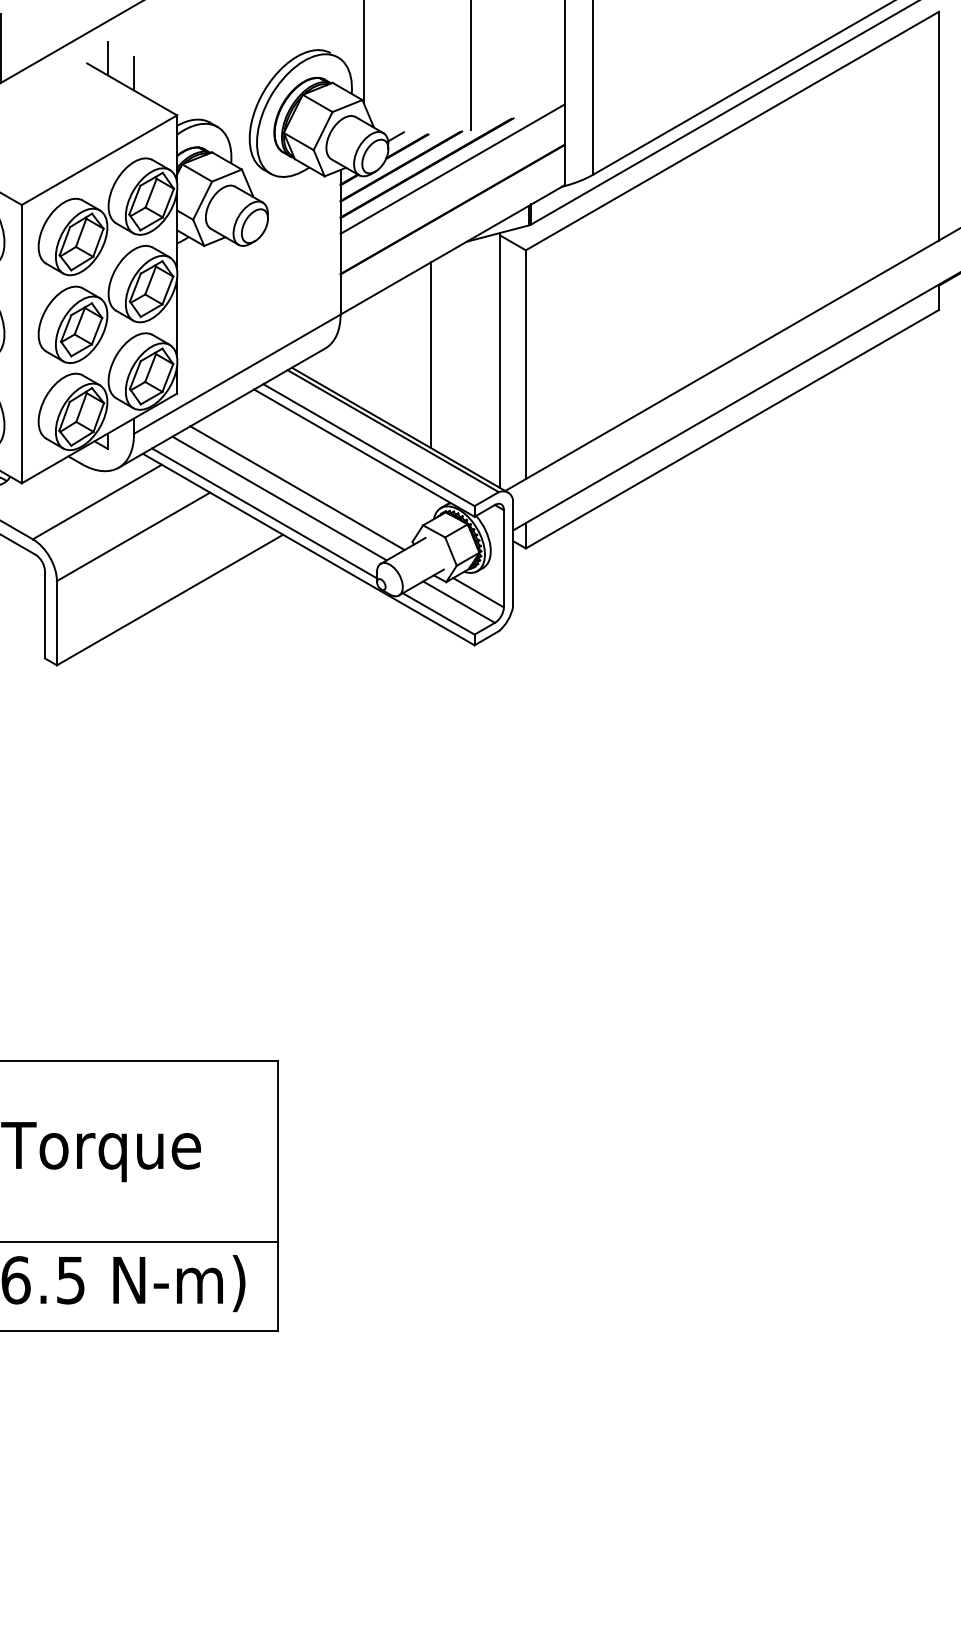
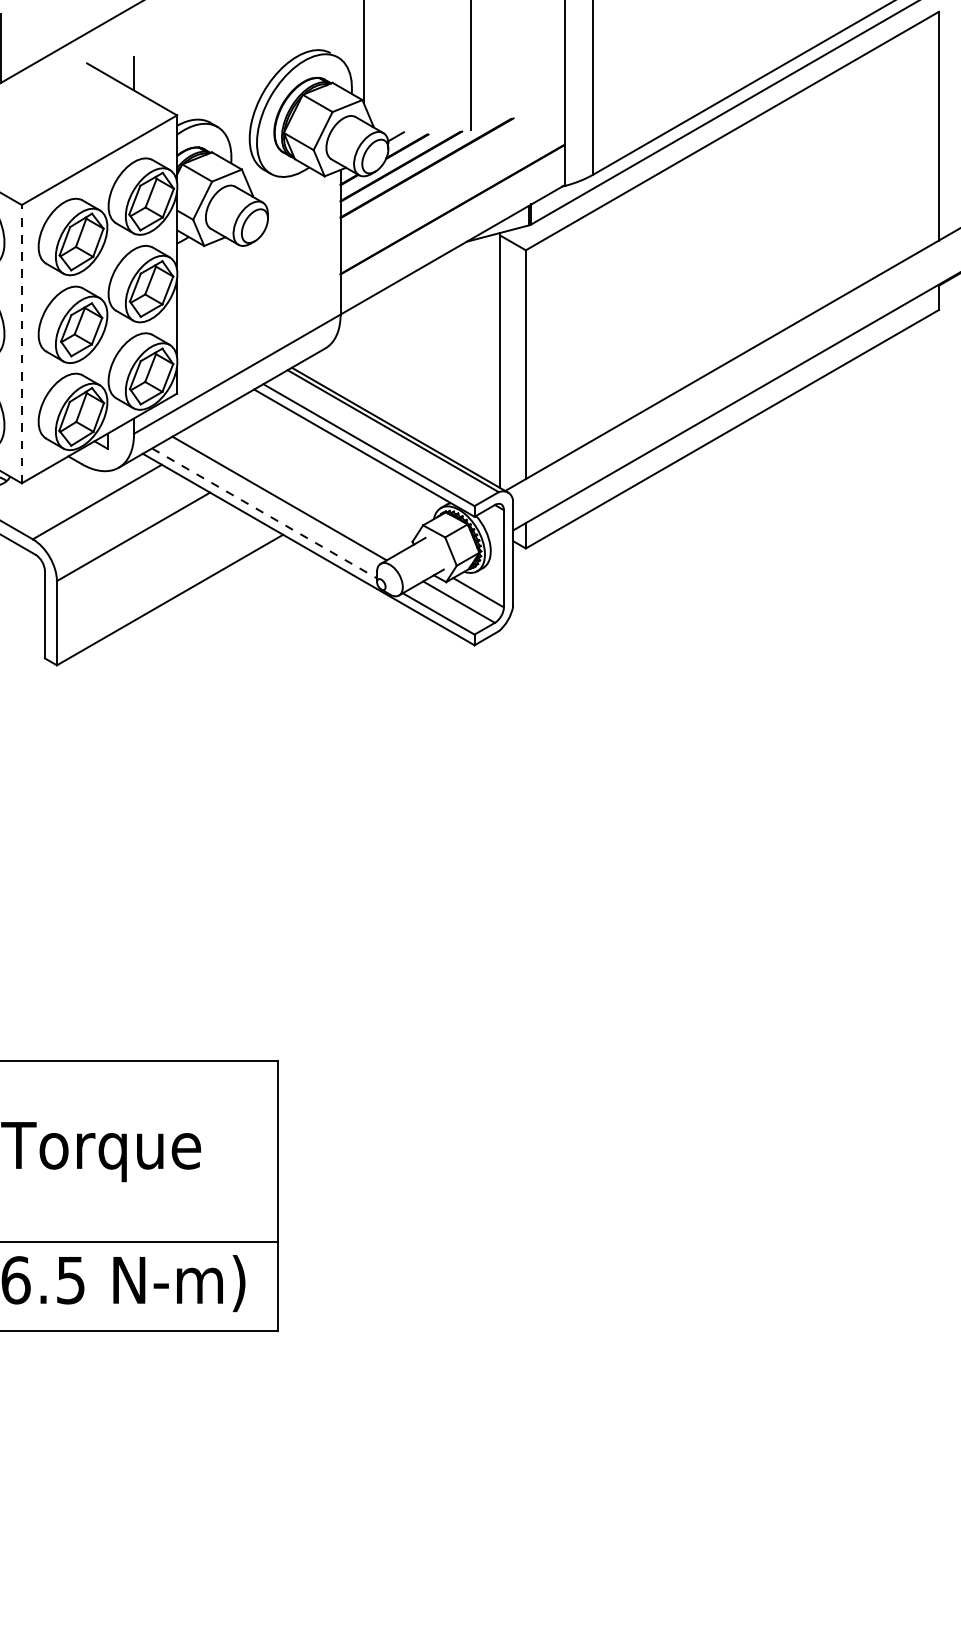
line: present -> none (107, 58)
line: present -> none (451, 169)
line: solid -> dashed (21, 343)
line: present -> none (431, 355)
line: present -> none (297, 488)
line: solid -> dashed (264, 513)
